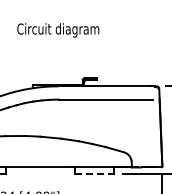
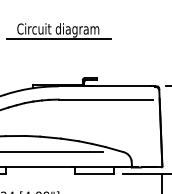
line: none -> present (58, 38)
line: none -> present (52, 151)
line: dashed -> solid (95, 174)
